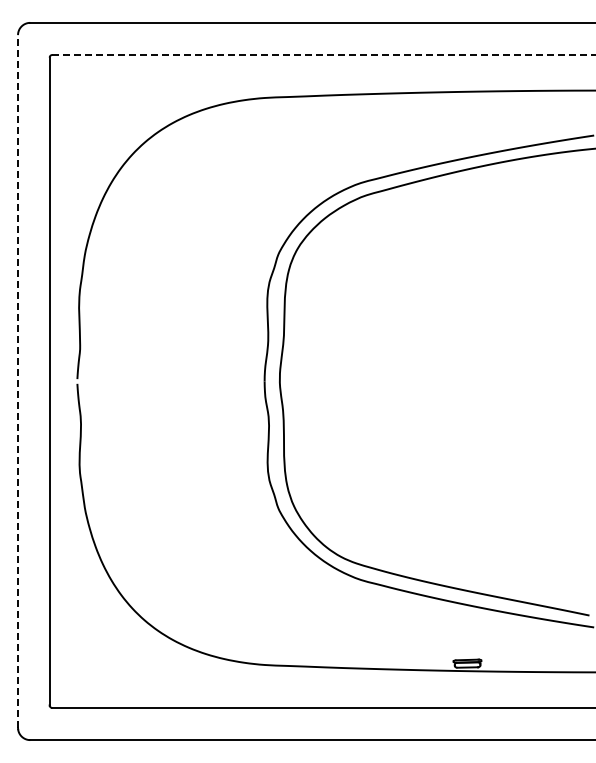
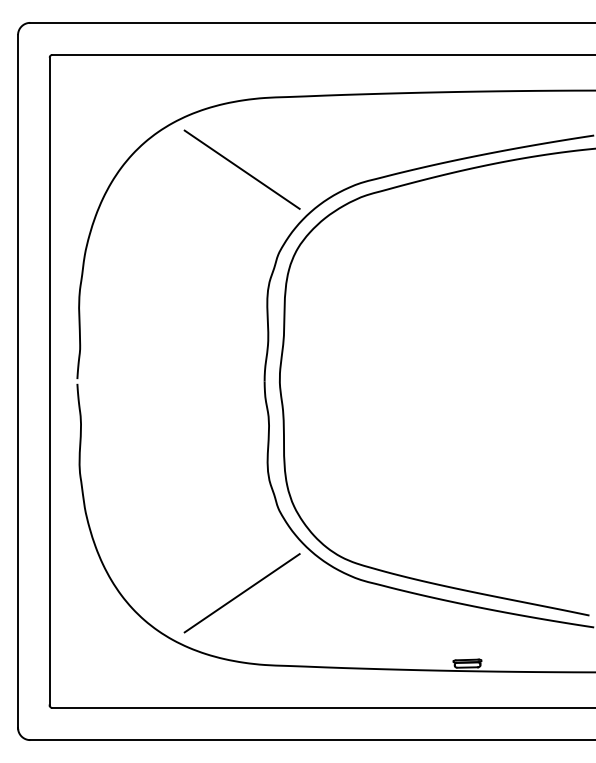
line: dashed -> solid (324, 55)
line: none -> present (241, 169)
line: dashed -> solid (18, 381)
line: none -> present (241, 593)
